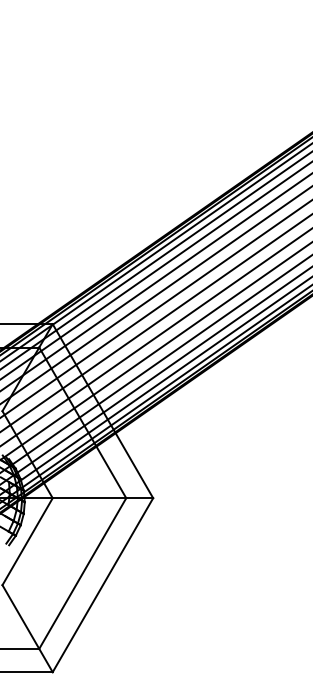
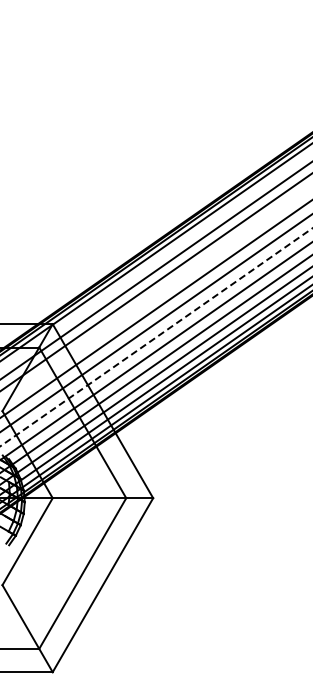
line: present -> none (155, 260)
line: present -> none (155, 294)
line: solid -> dashed (156, 337)
